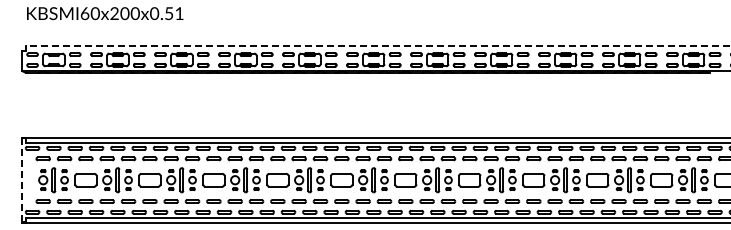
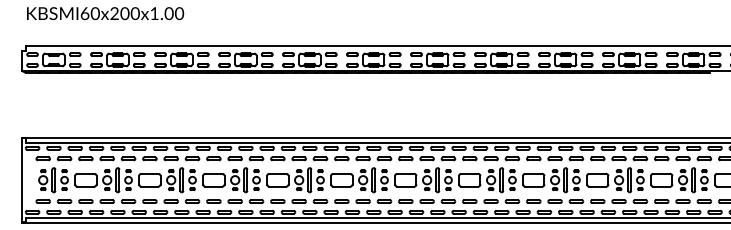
text: 60x200x0.51 -> 60x200x1.00 (167, 13)
line: dashed -> solid (377, 45)
line: dashed -> solid (21, 180)
